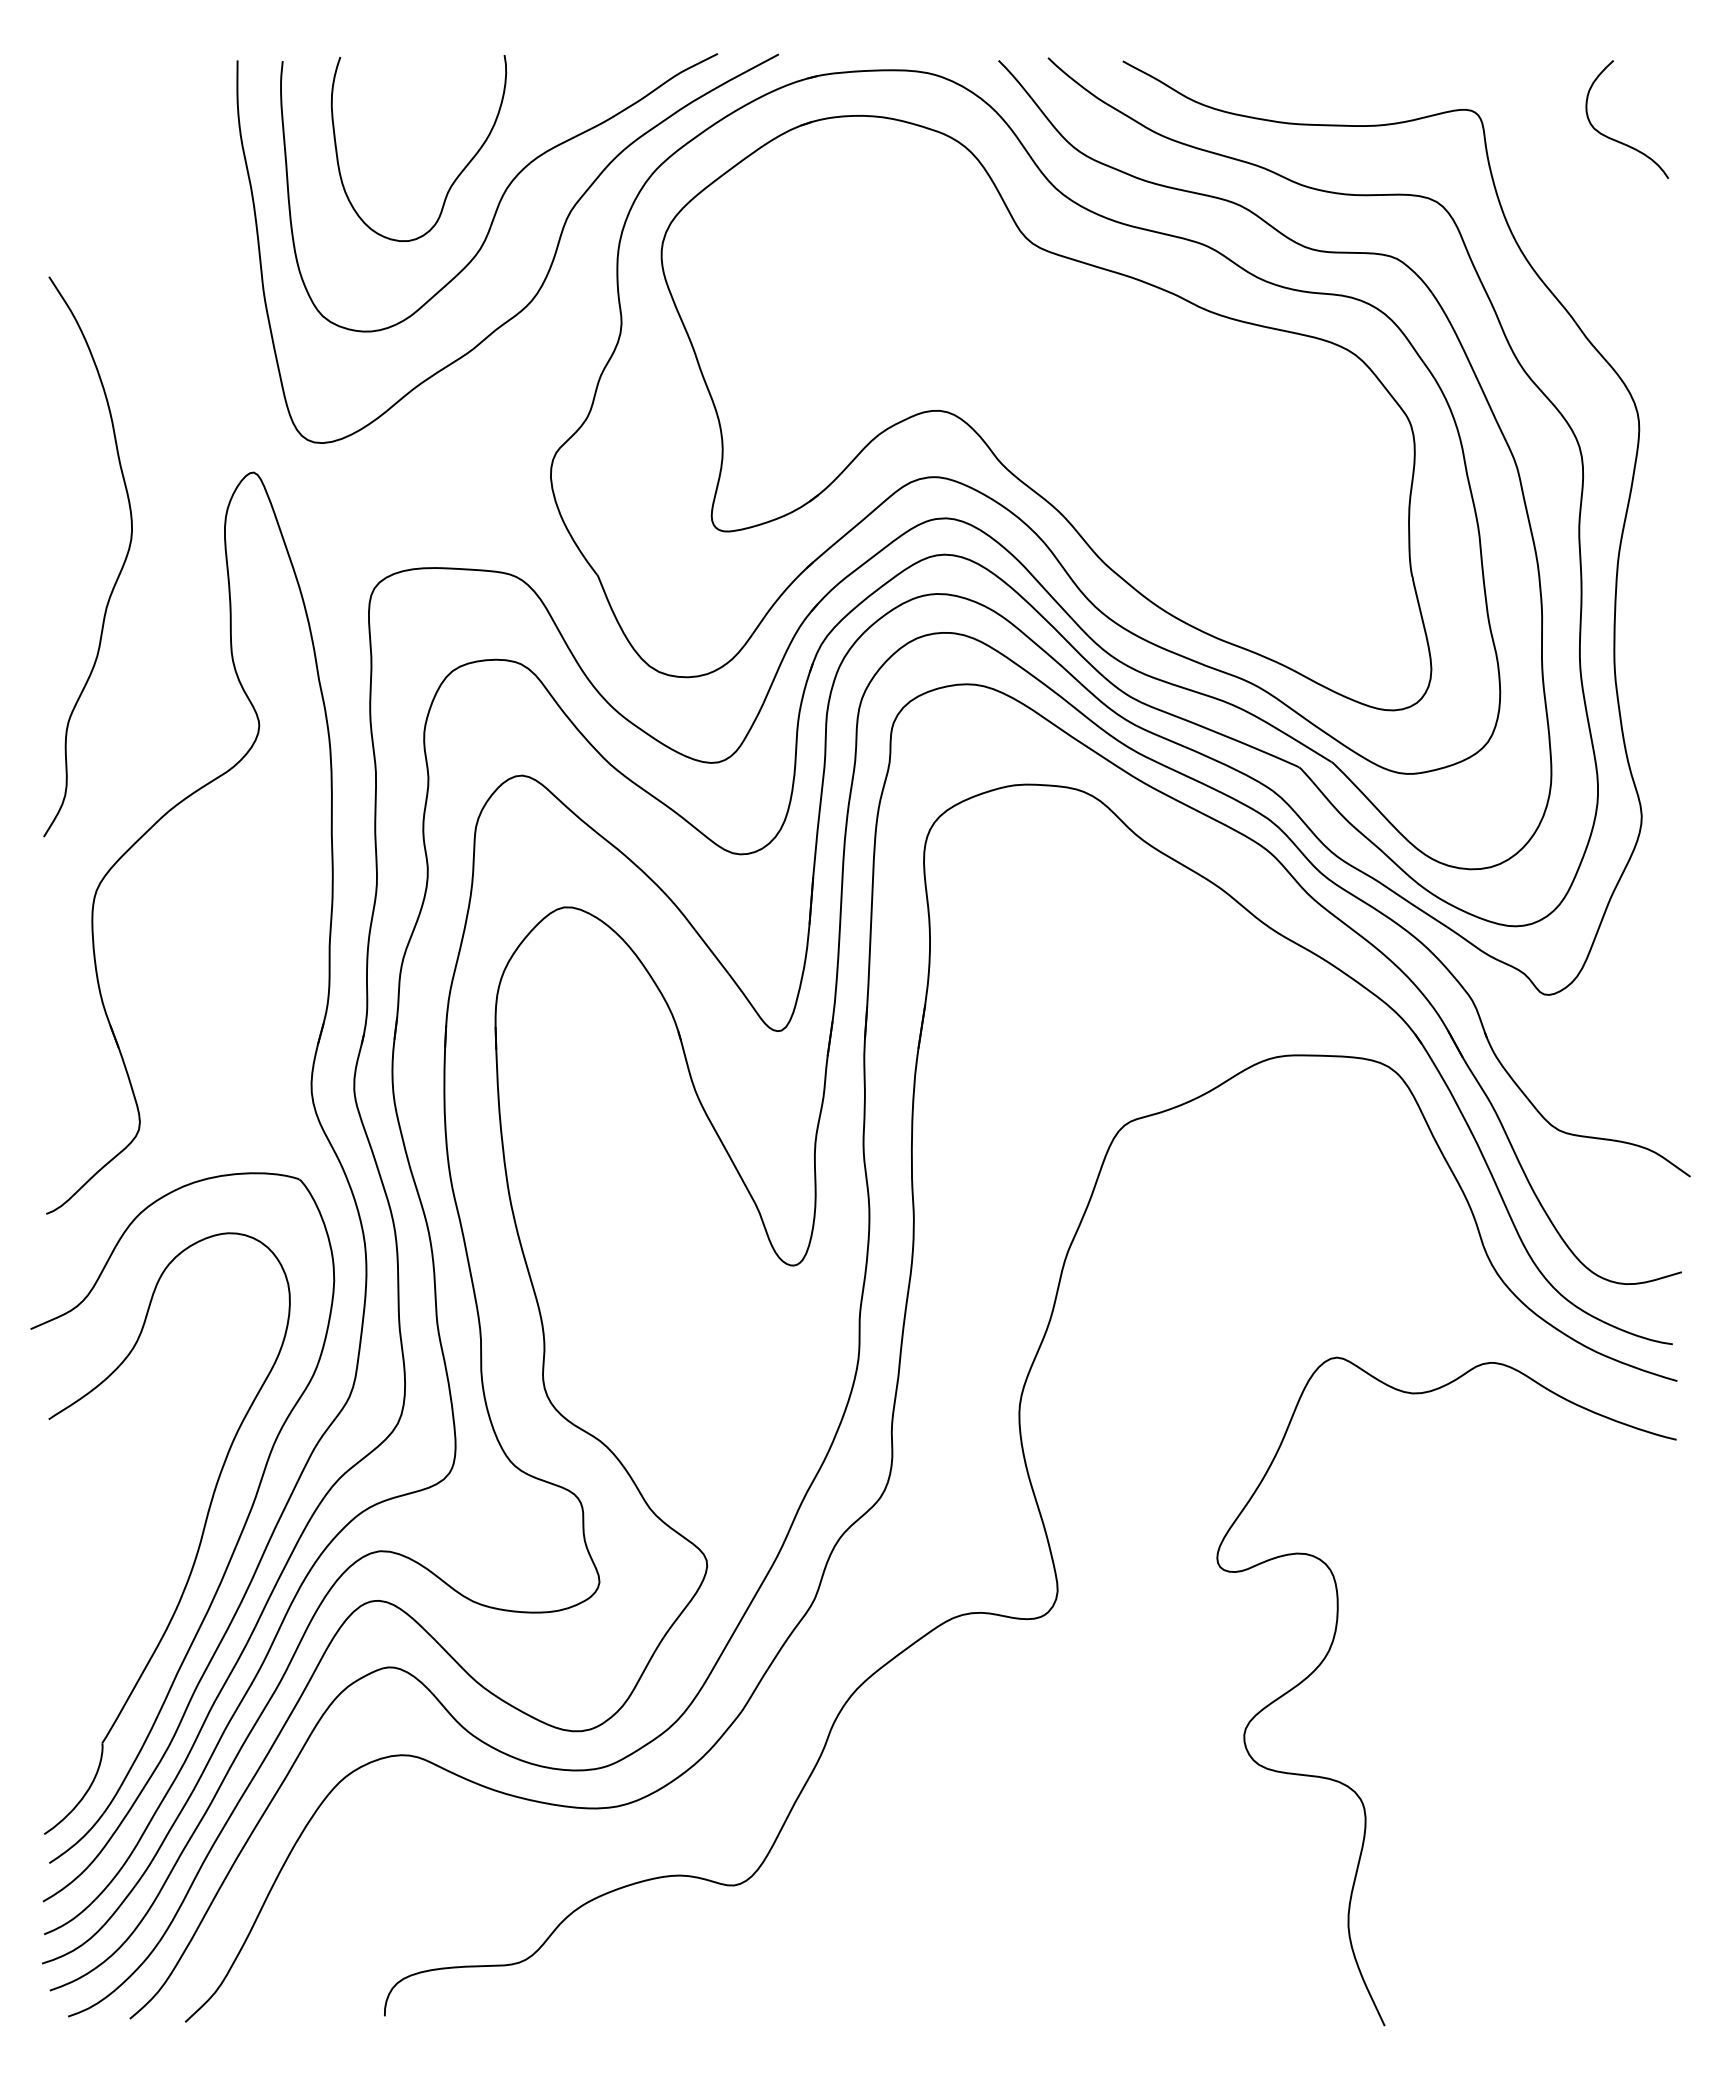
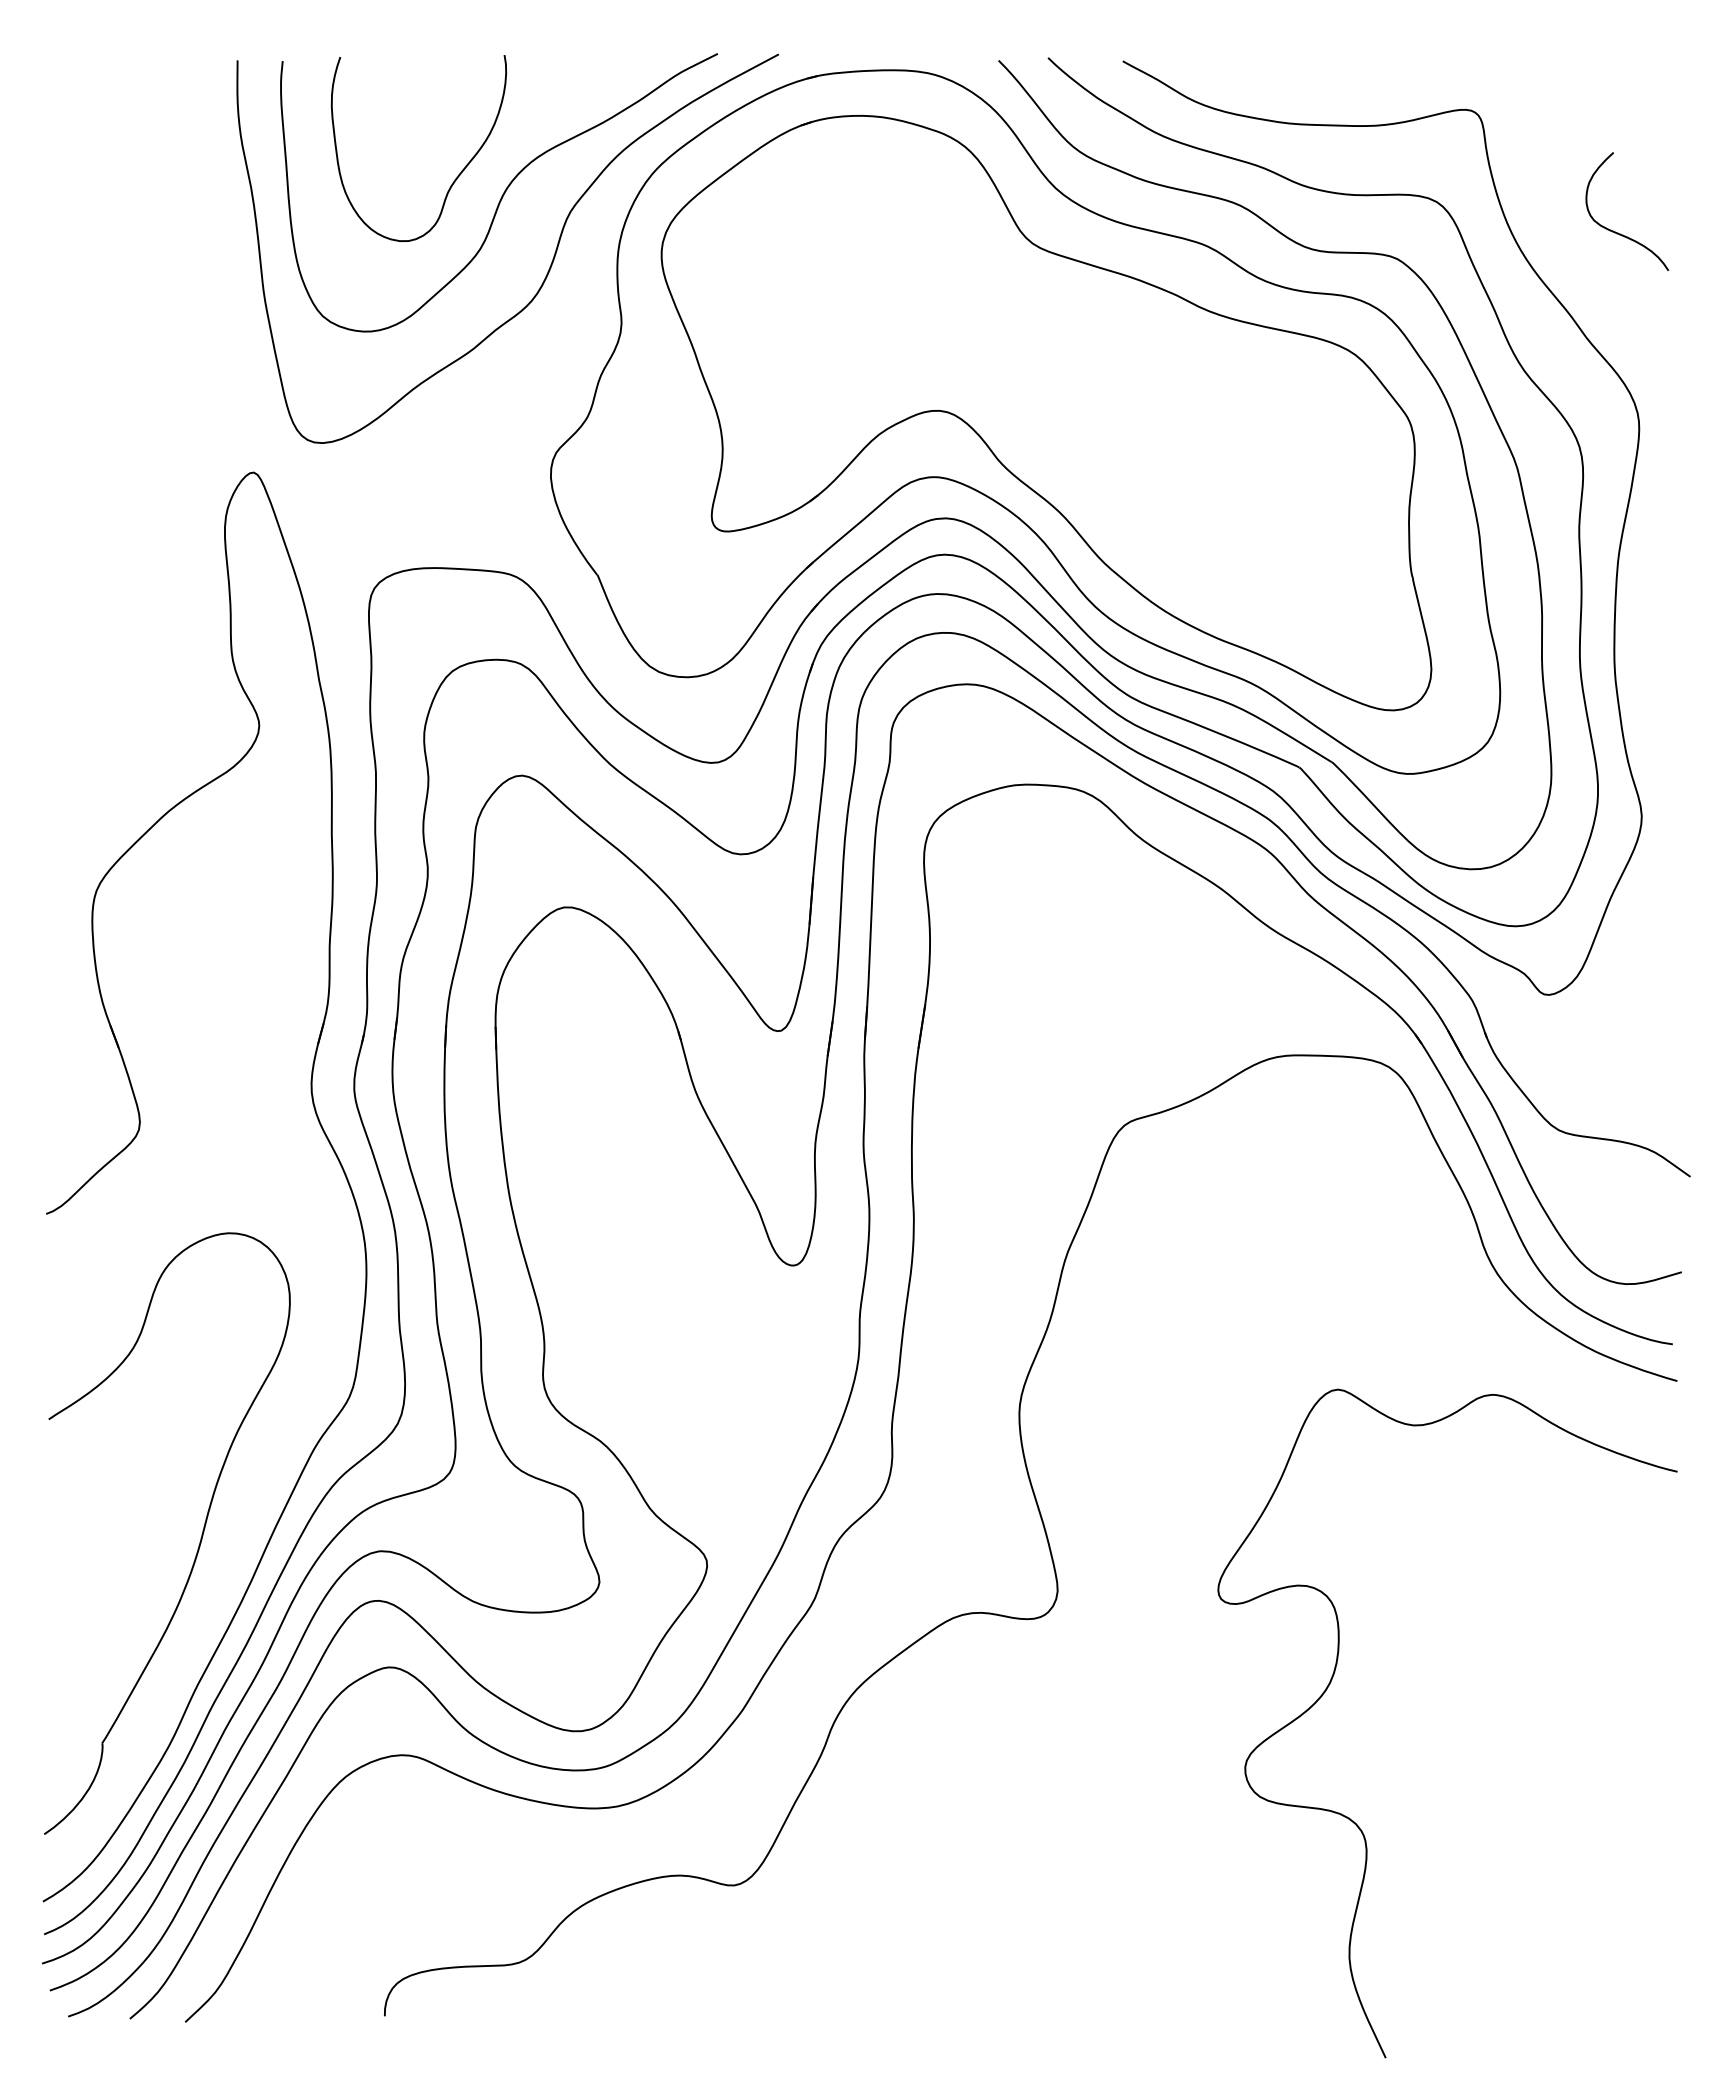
curve position: (1618, 140) -> (1618, 232) (1618, 232)
curve: present -> none (119, 571)
part: present -> none (237, 1539)
curve position: (1332, 1645) -> (1333, 1677) (1333, 1677)
